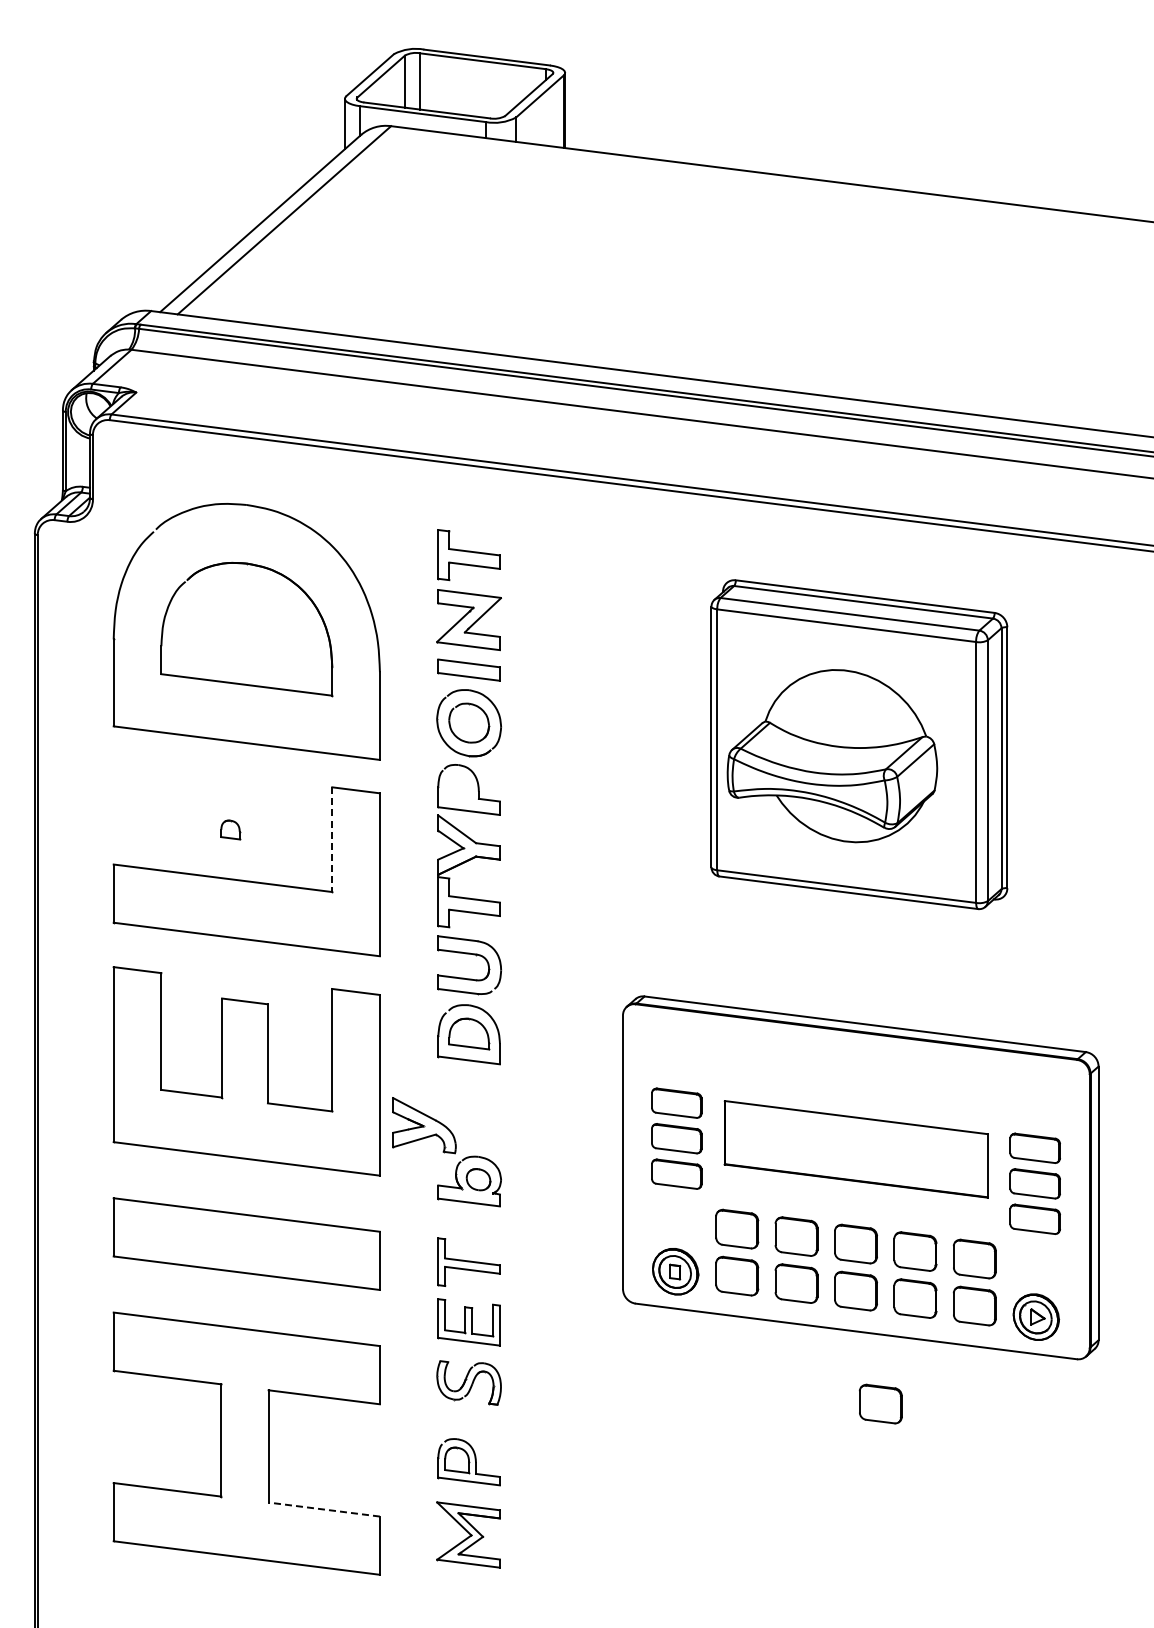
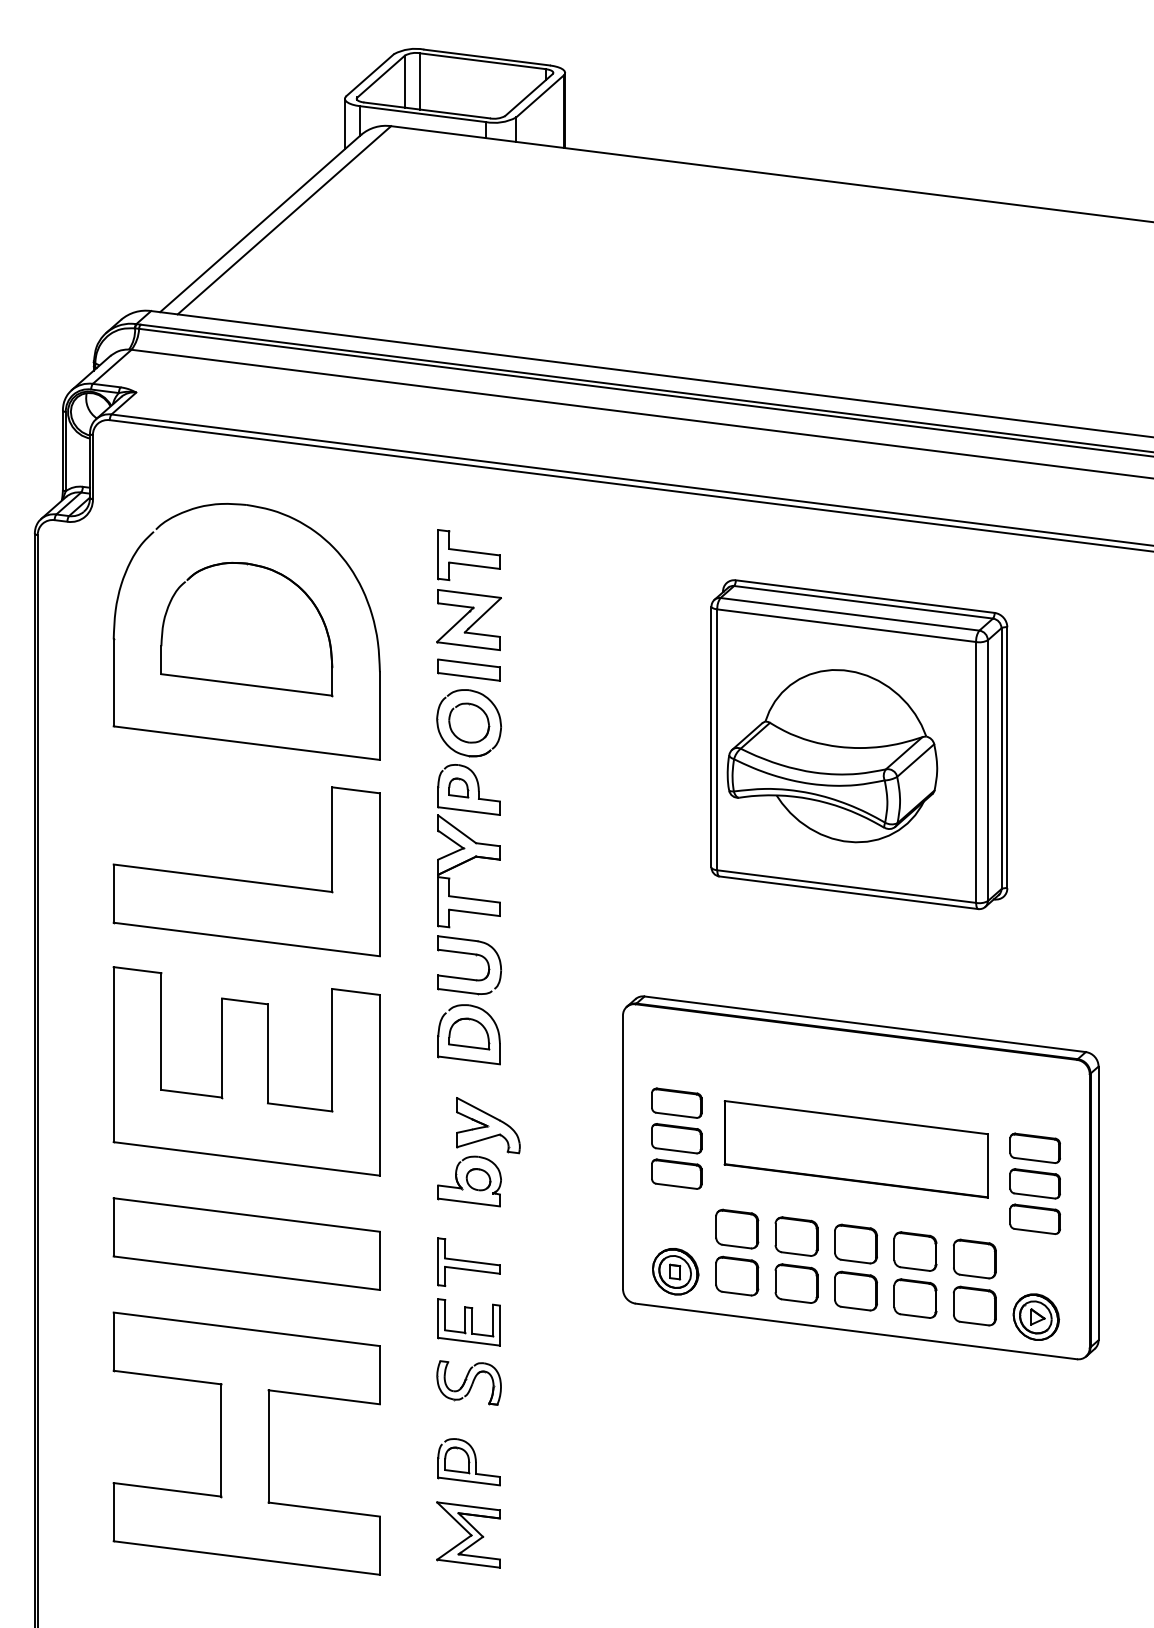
part position: (230, 829) -> (458, 787) (458, 787)
line: dashed -> solid (332, 840)
part position: (424, 1125) -> (488, 1125) (488, 1125)
part: present -> none (880, 1403)
line: dashed -> solid (323, 1509)
